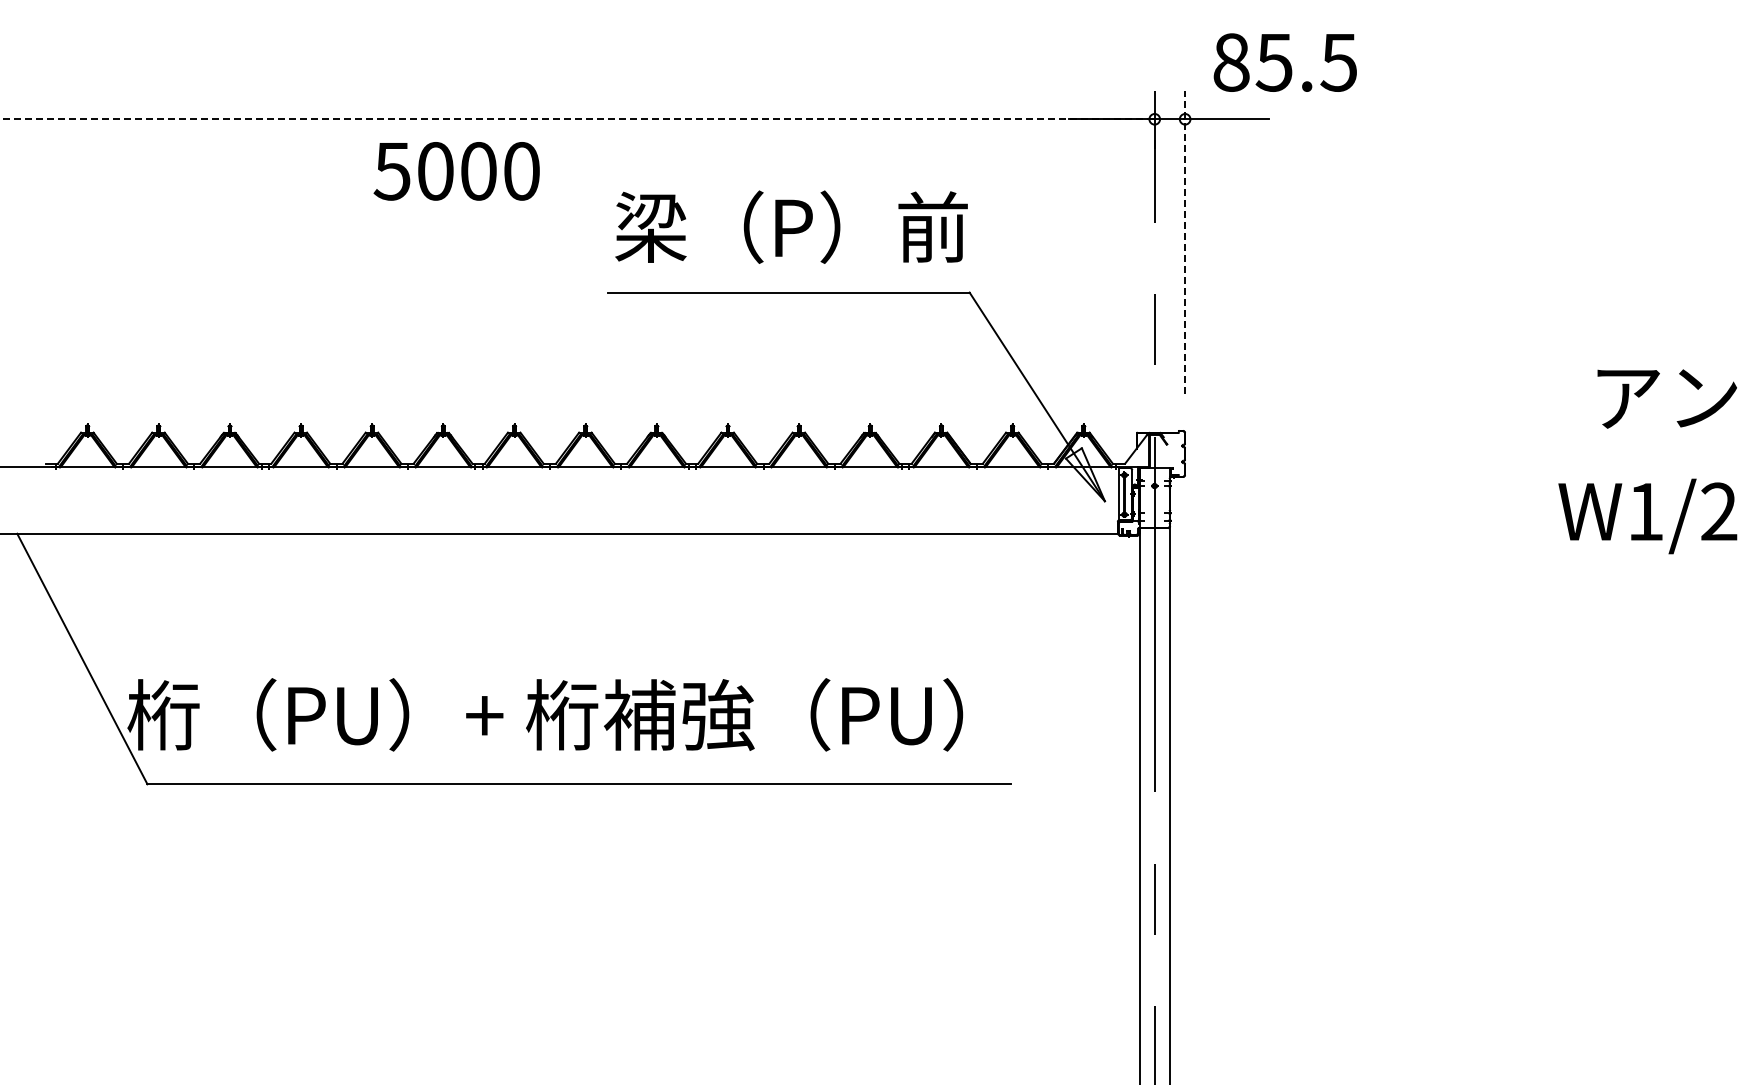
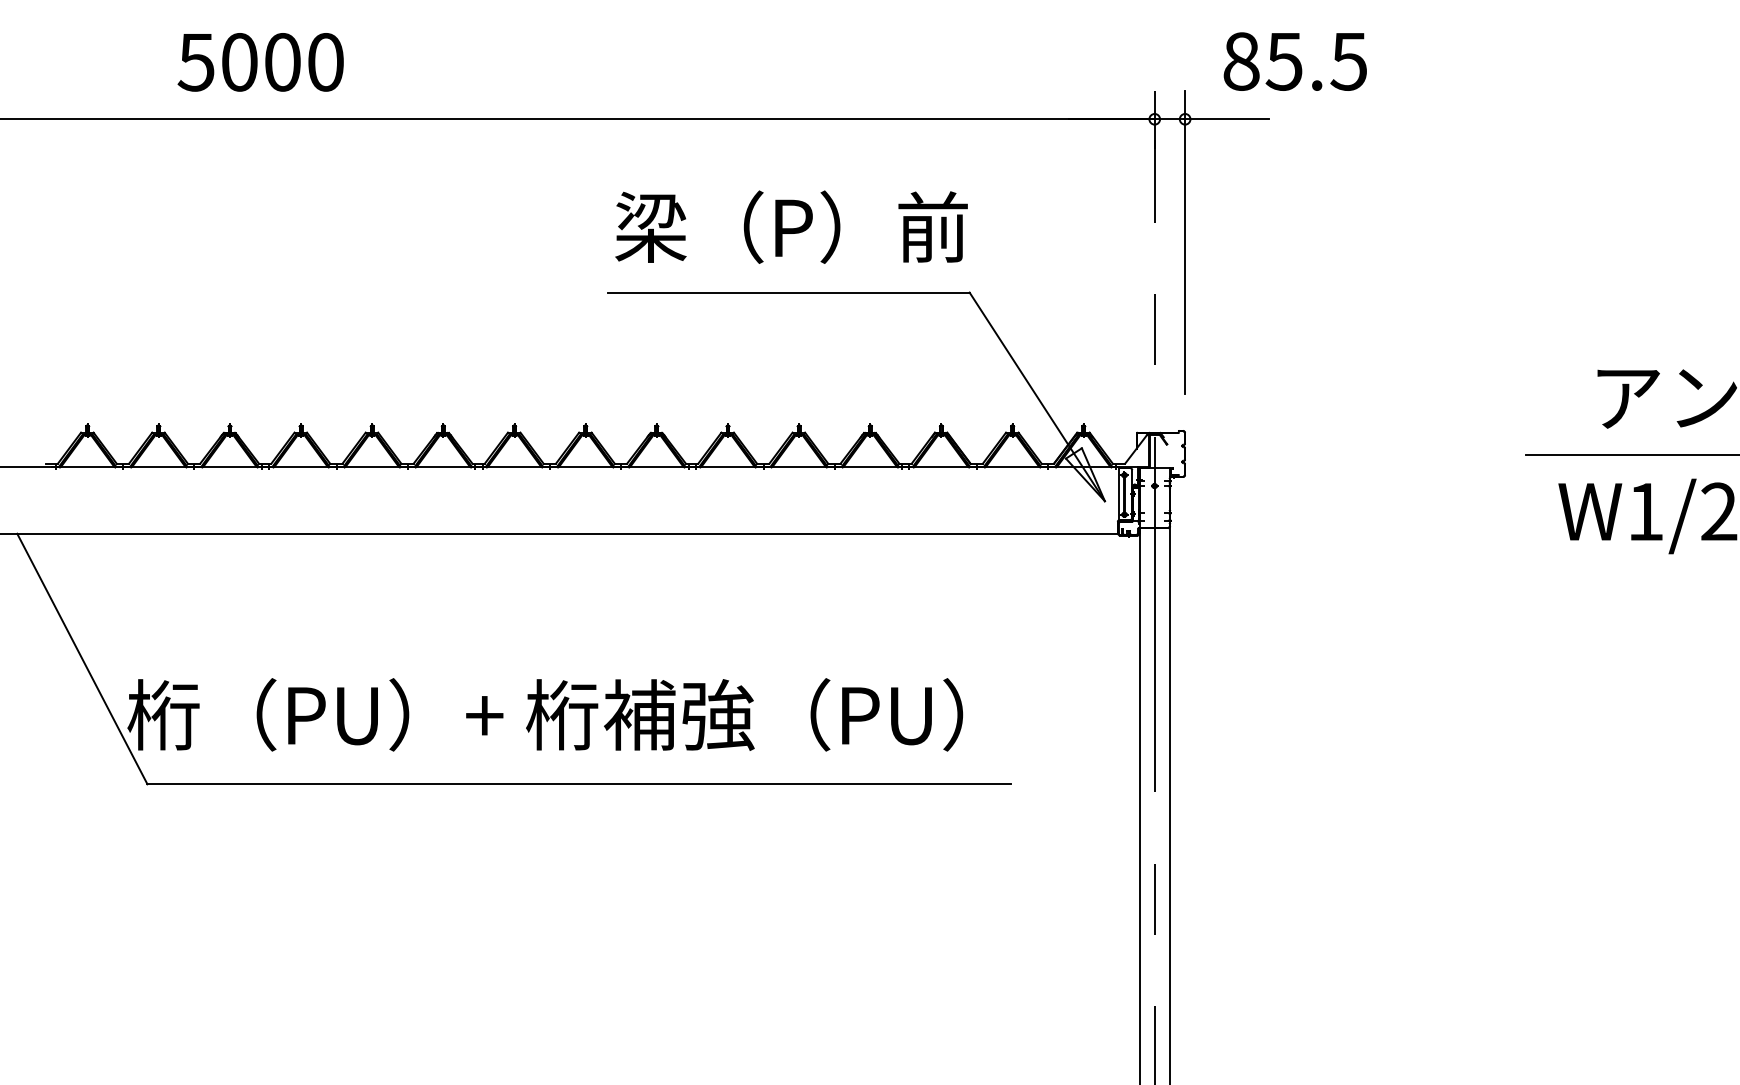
text position: (1284, 62) -> (1294, 61) (1294, 61)
line: dashed -> solid (577, 119)
text position: (456, 171) -> (260, 62) (260, 62)
line: dashed -> solid (1185, 242)
line: none -> present (1631, 454)
